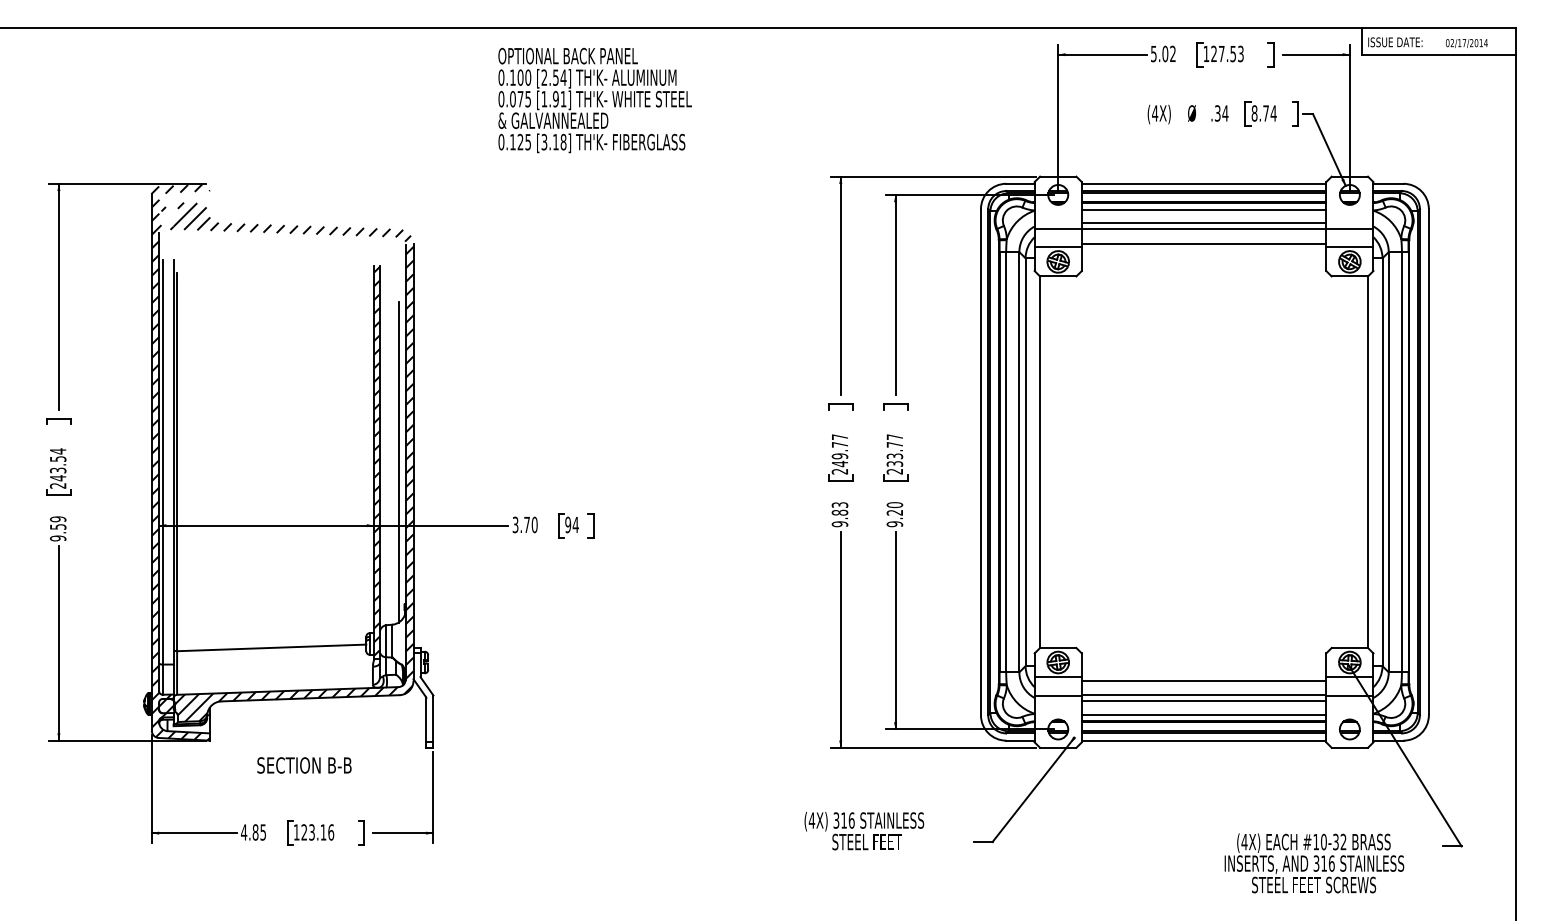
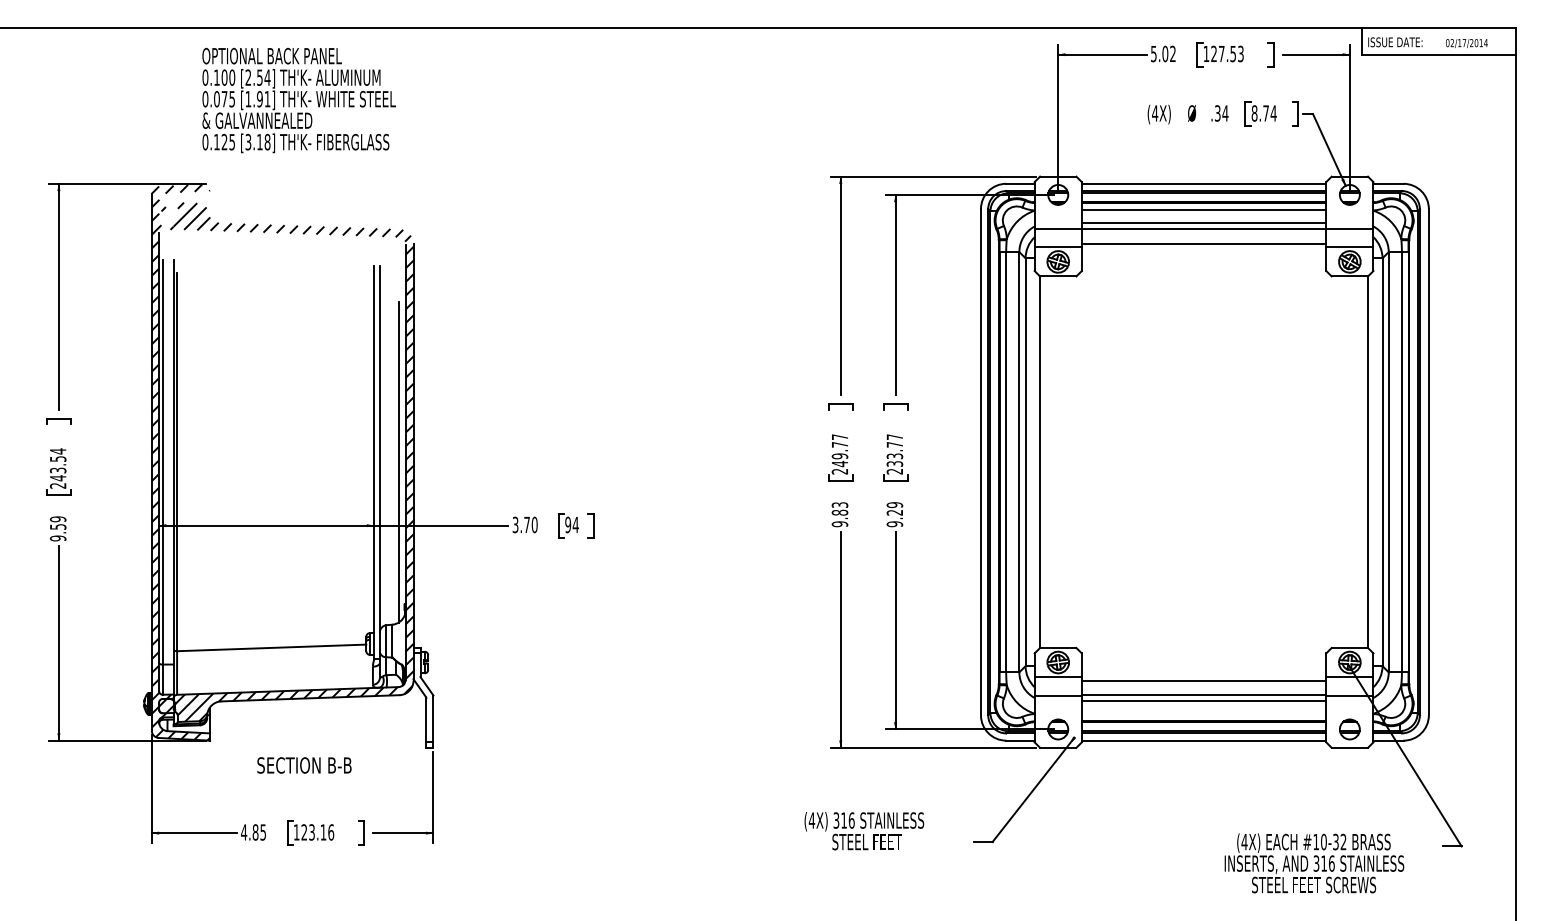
text position: (594, 100) -> (298, 100) (298, 100)
hatch: present -> none (376, 461)
text: 9.20 -> 9.29 (895, 505)
line: present -> none (1203, 714)
